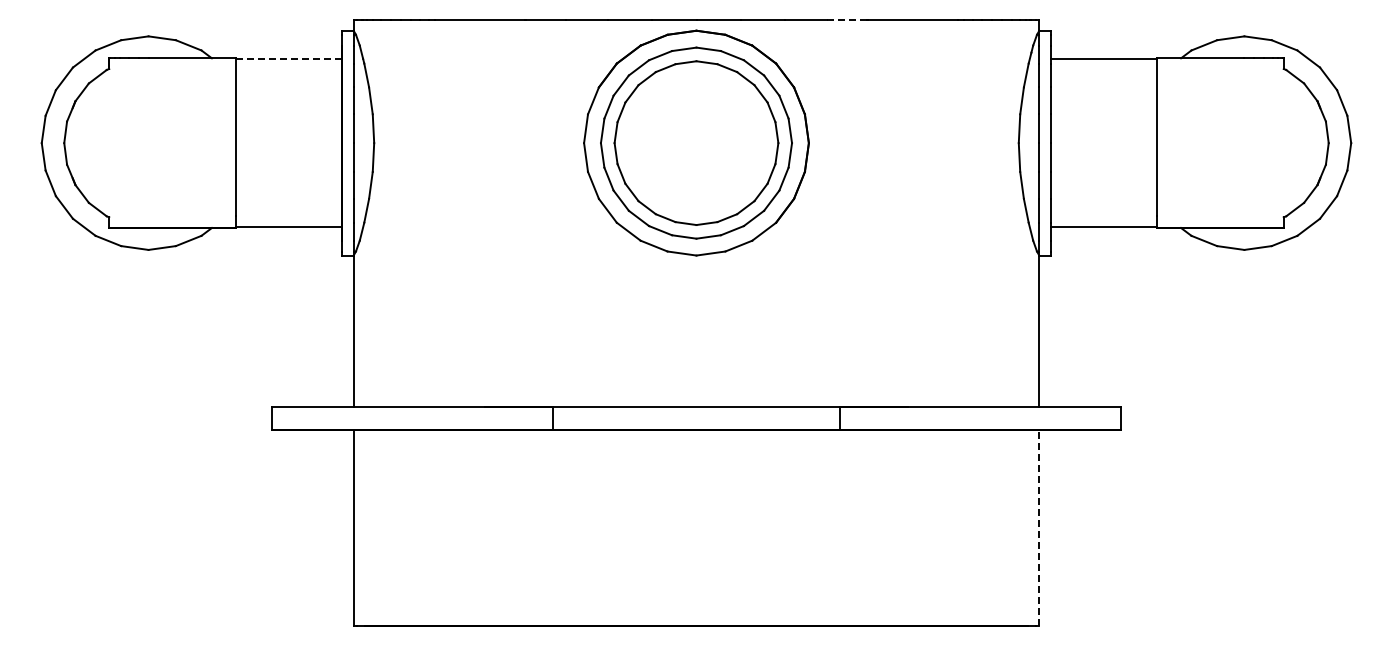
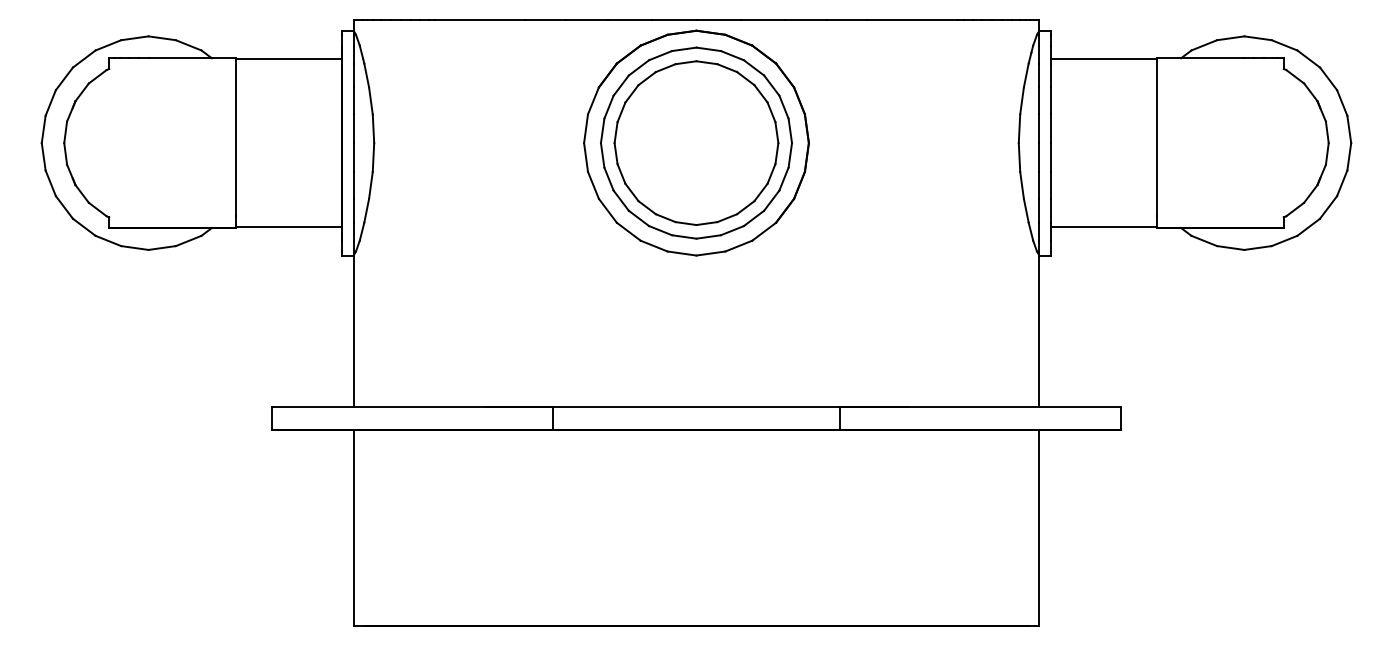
line: dashed -> solid (847, 19)
line: dashed -> solid (289, 58)
line: dashed -> solid (1039, 527)
